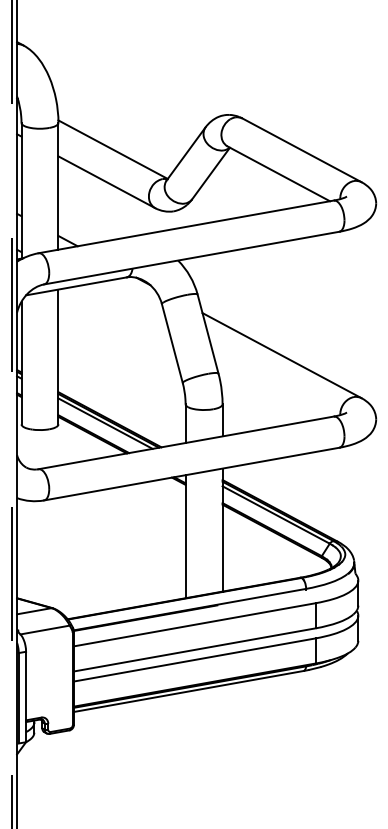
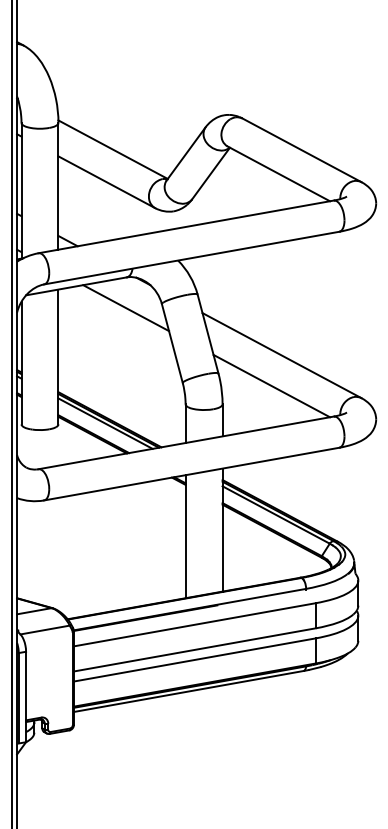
line: none -> present (126, 308)
line: none -> present (271, 385)
line: dashed -> solid (11, 413)
